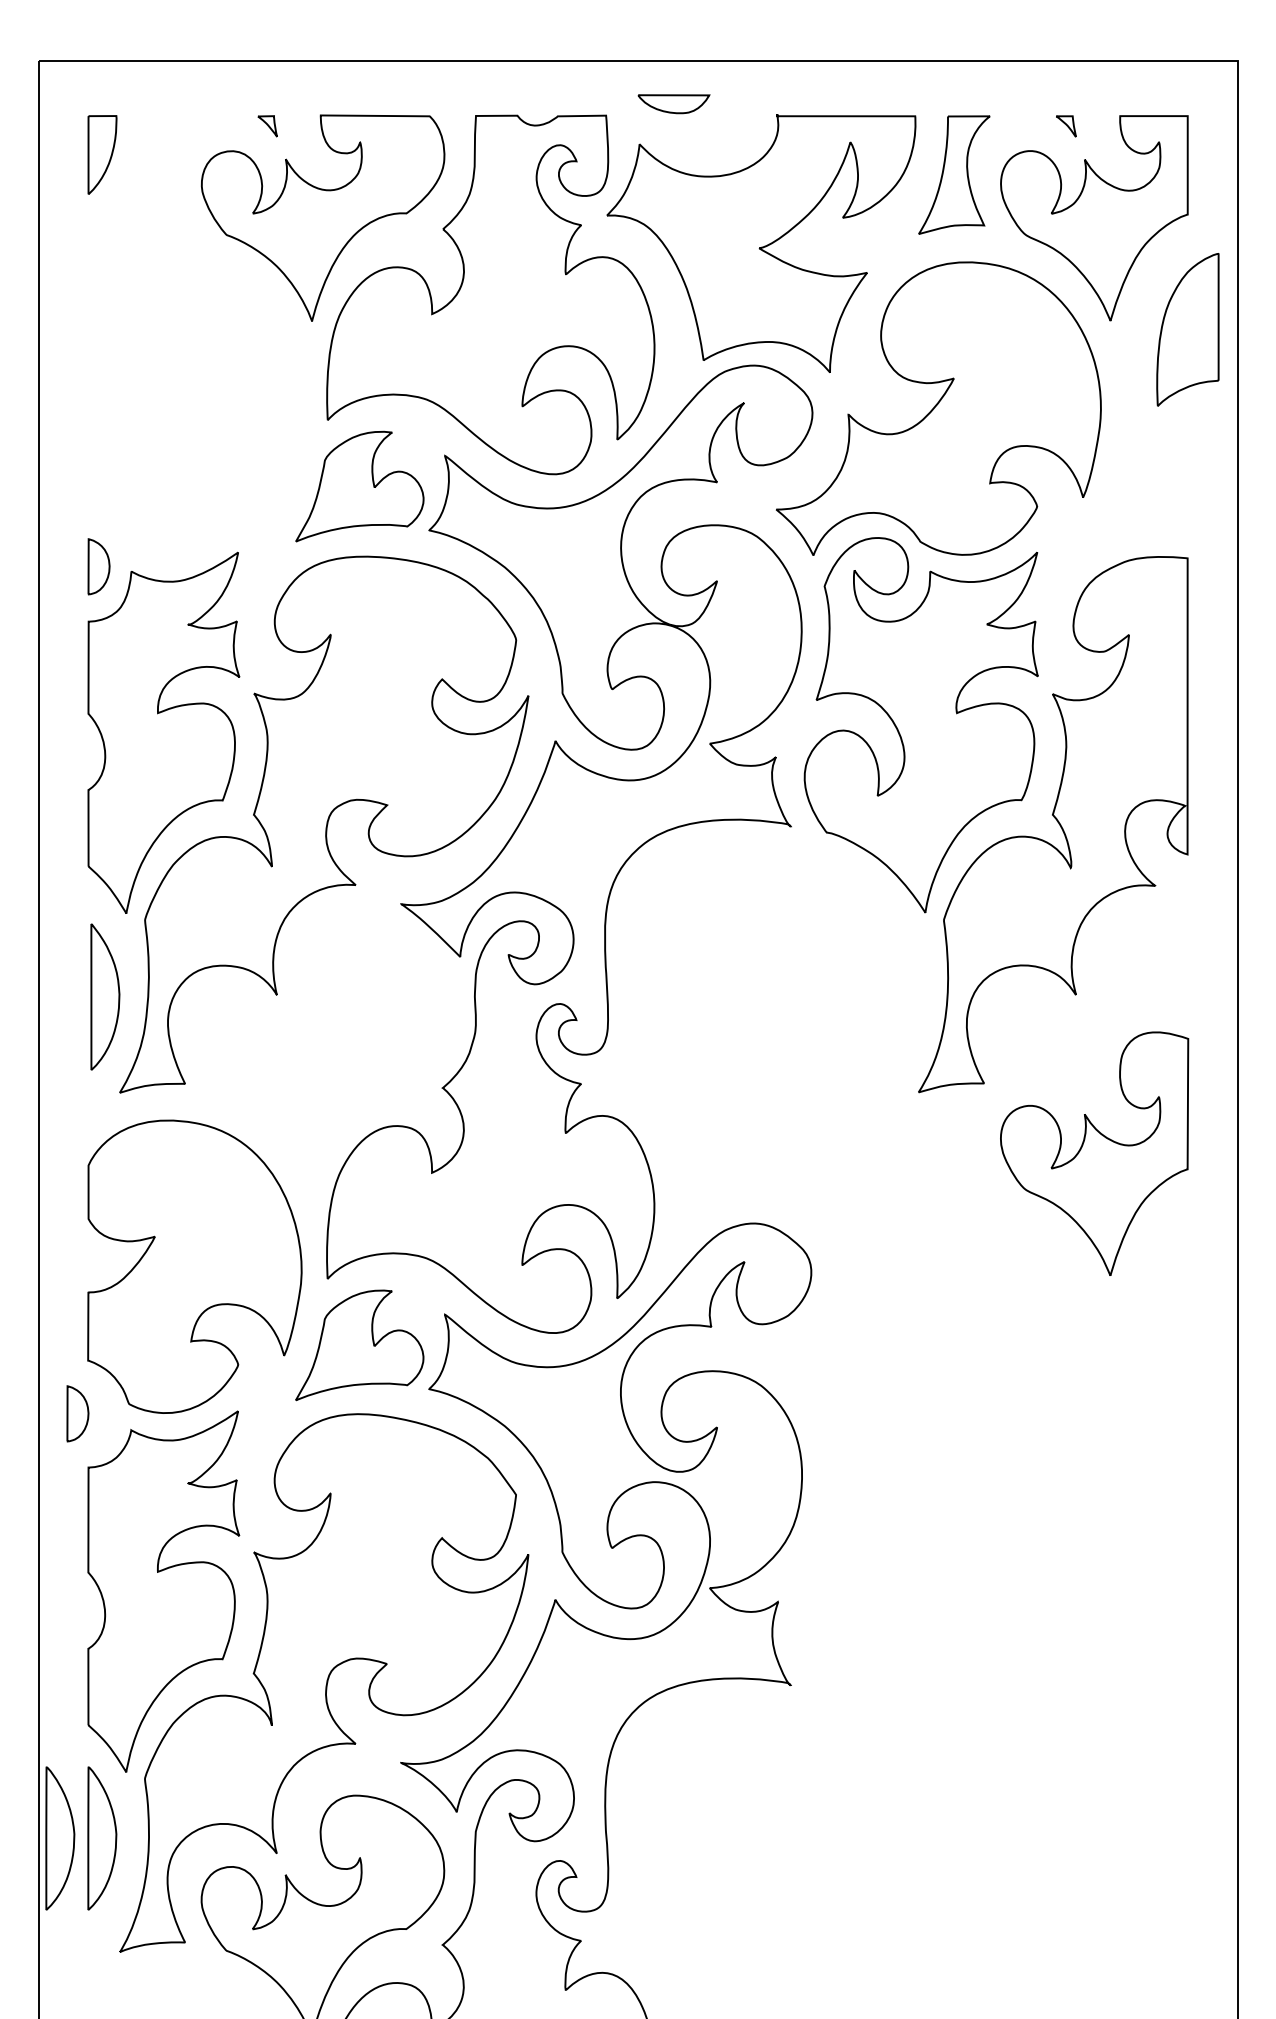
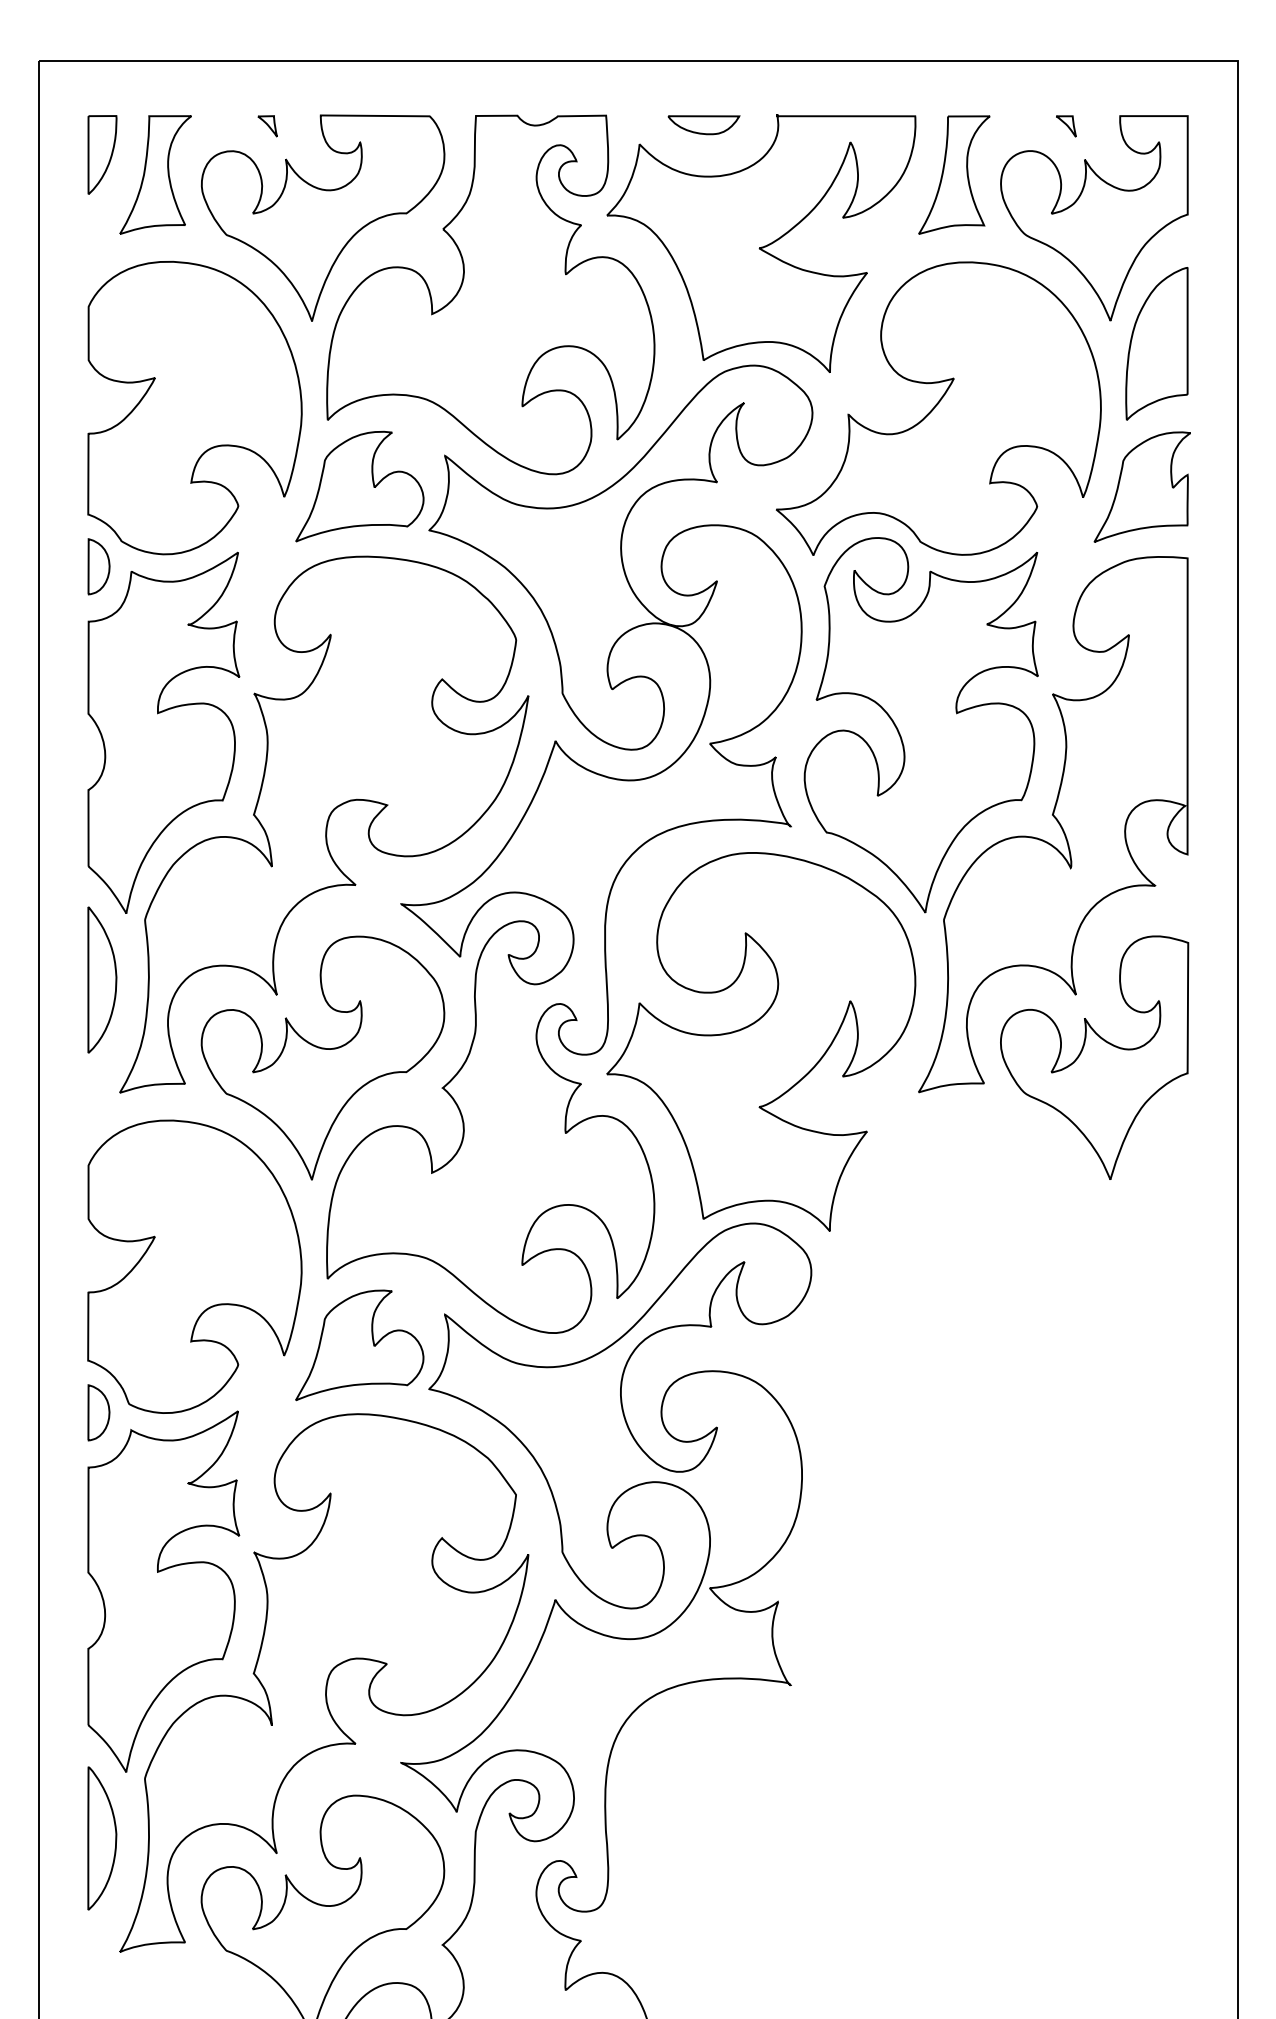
part position: (673, 104) -> (703, 125) (703, 125)
part: none -> present (155, 174)
part position: (1187, 329) -> (1156, 343) (1156, 343)
part: none -> present (194, 407)
part: none -> present (1141, 486)
part position: (105, 996) -> (102, 979) (102, 979)
part: none -> present (761, 1041)
part: none -> present (322, 1057)
part position: (1094, 1153) -> (1094, 1057) (1094, 1057)
part position: (77, 1413) -> (98, 1412) (98, 1412)
part: present -> none (60, 1838)
